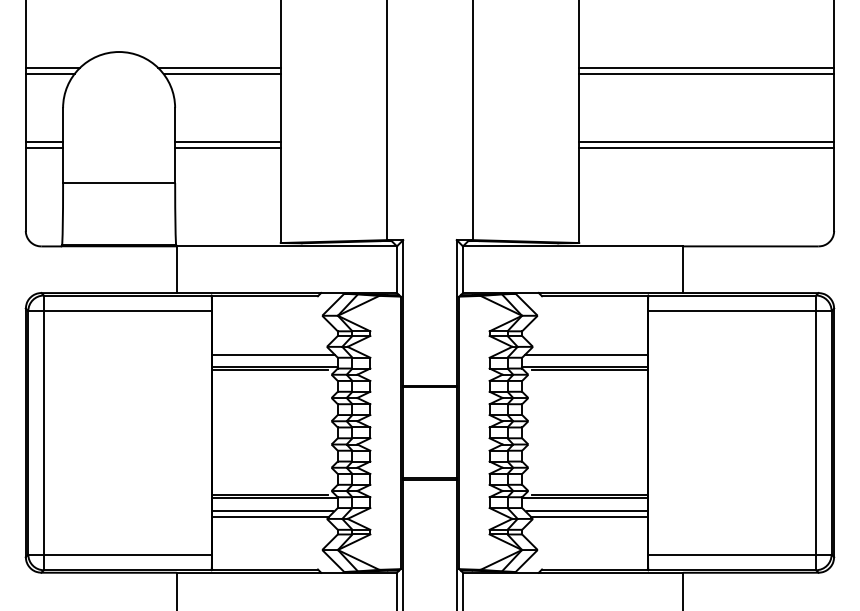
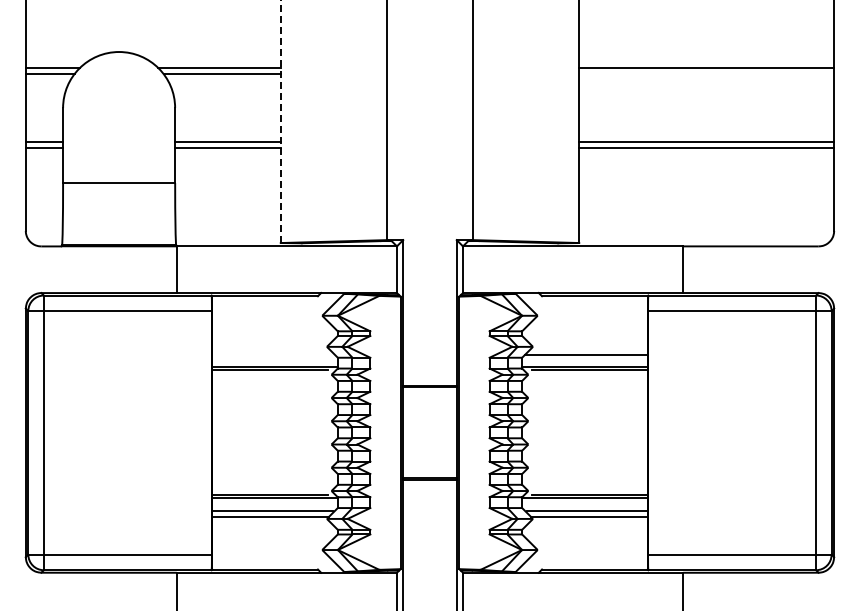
line: present -> none (706, 73)
line: solid -> dashed (280, 121)
line: present -> none (273, 355)
